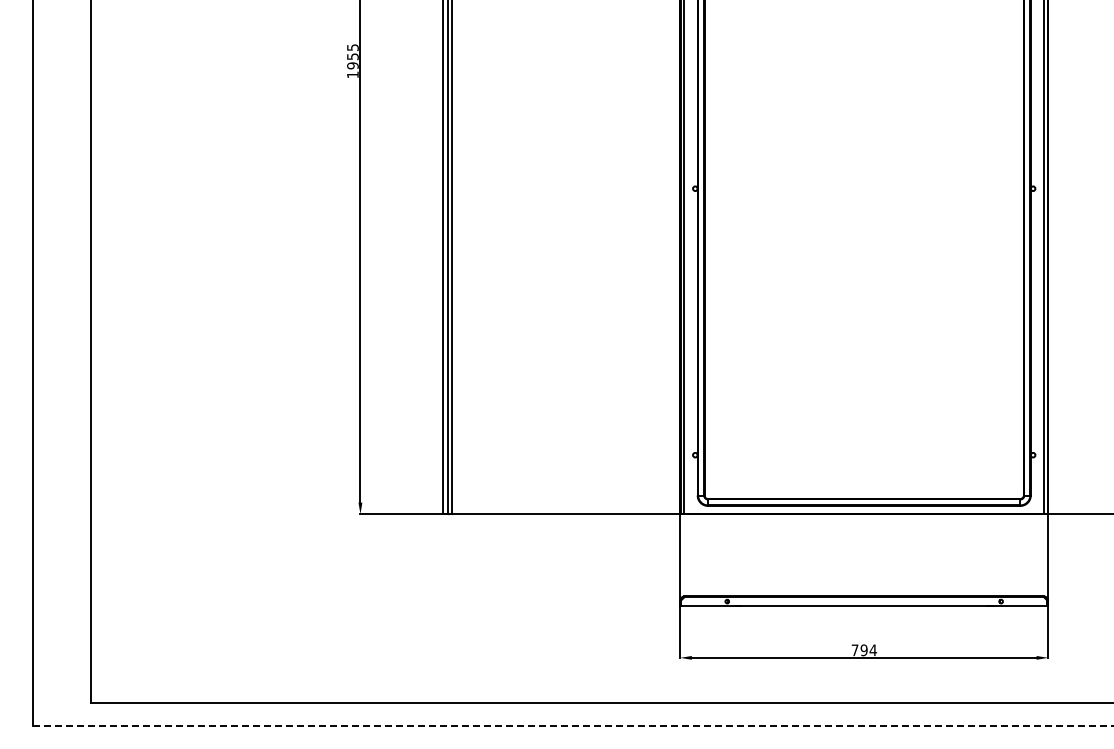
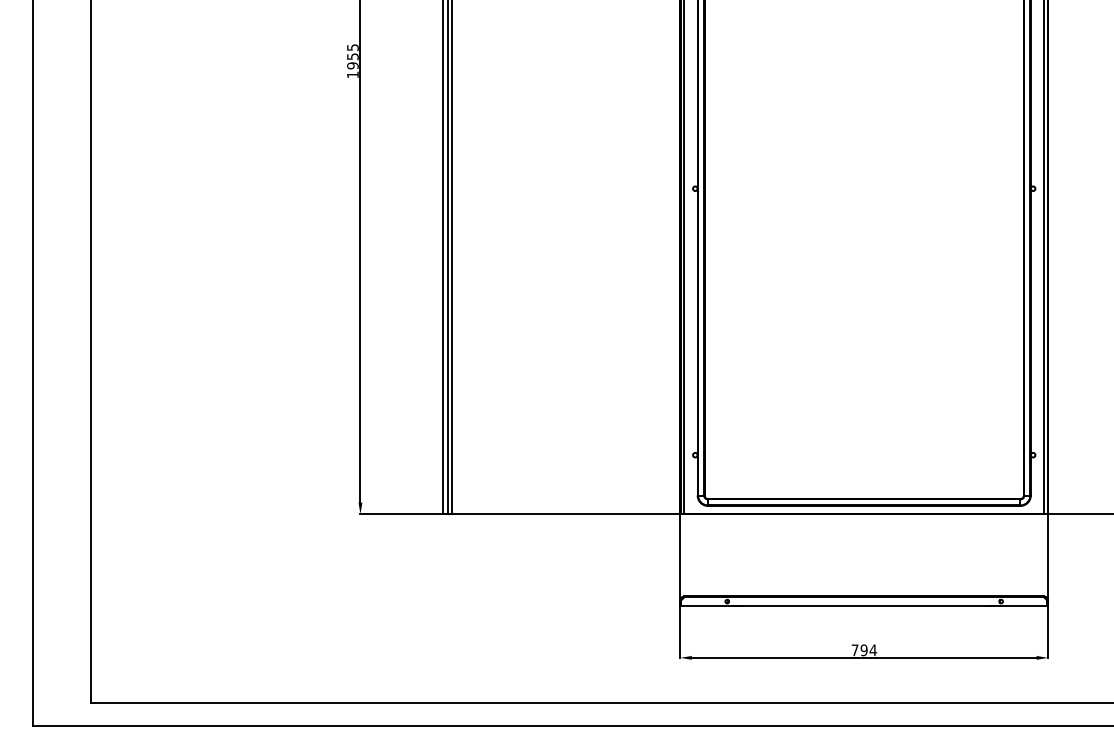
line: dashed -> solid (573, 726)
